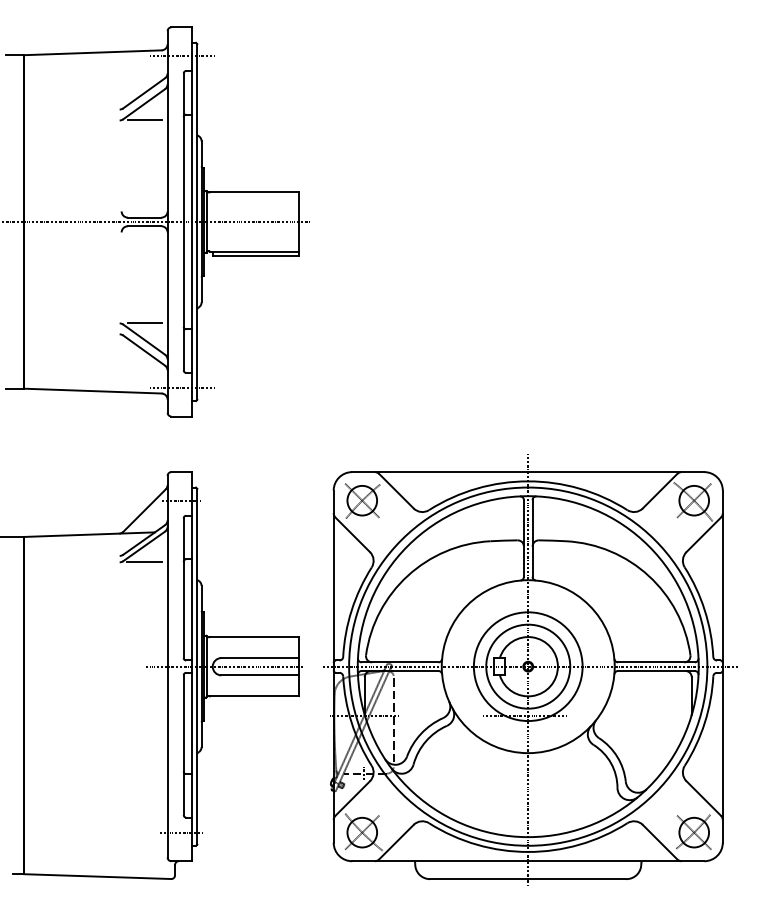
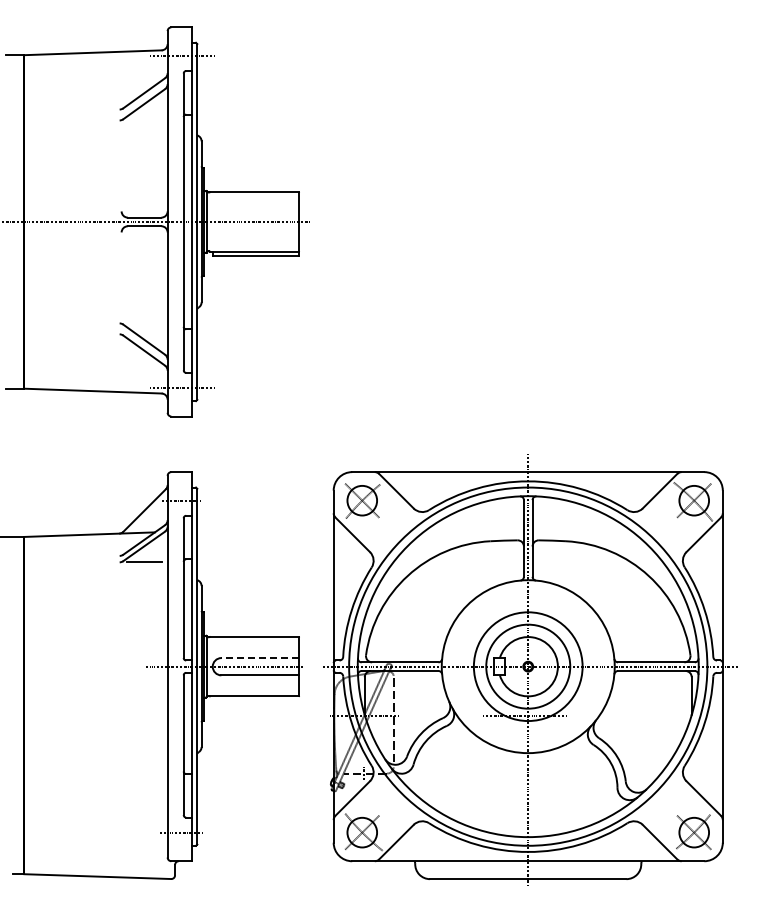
line: present -> none (144, 120)
line: present -> none (144, 323)
line: solid -> dashed (260, 658)
